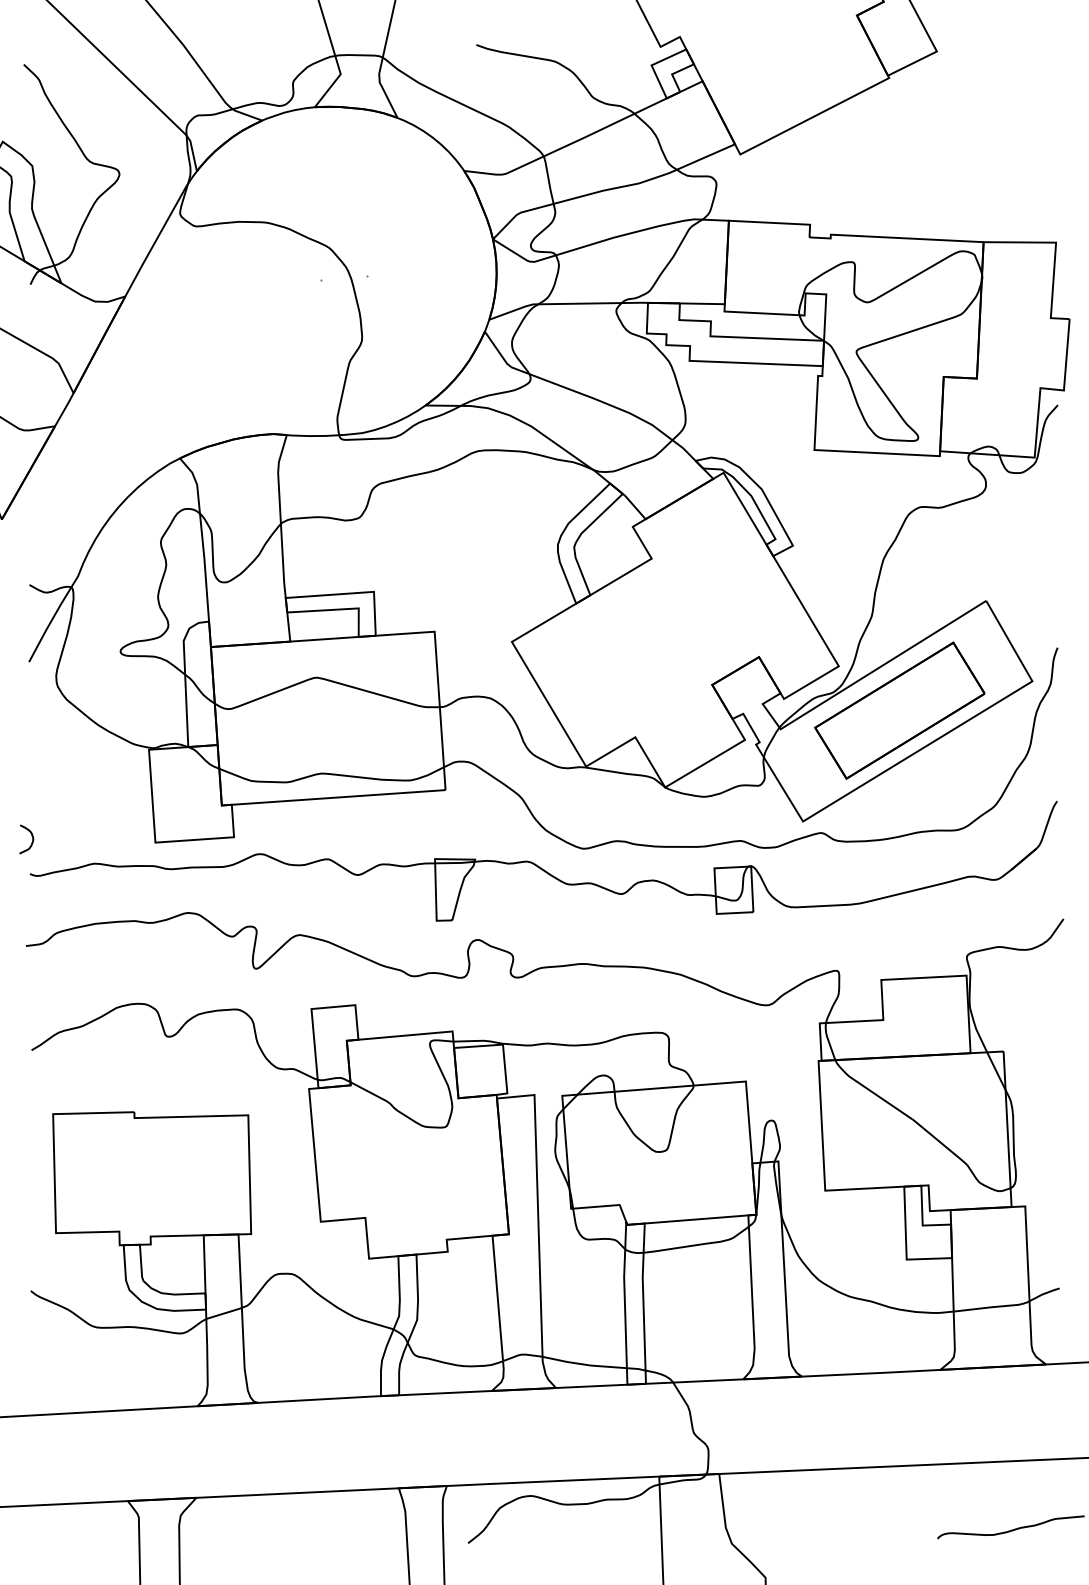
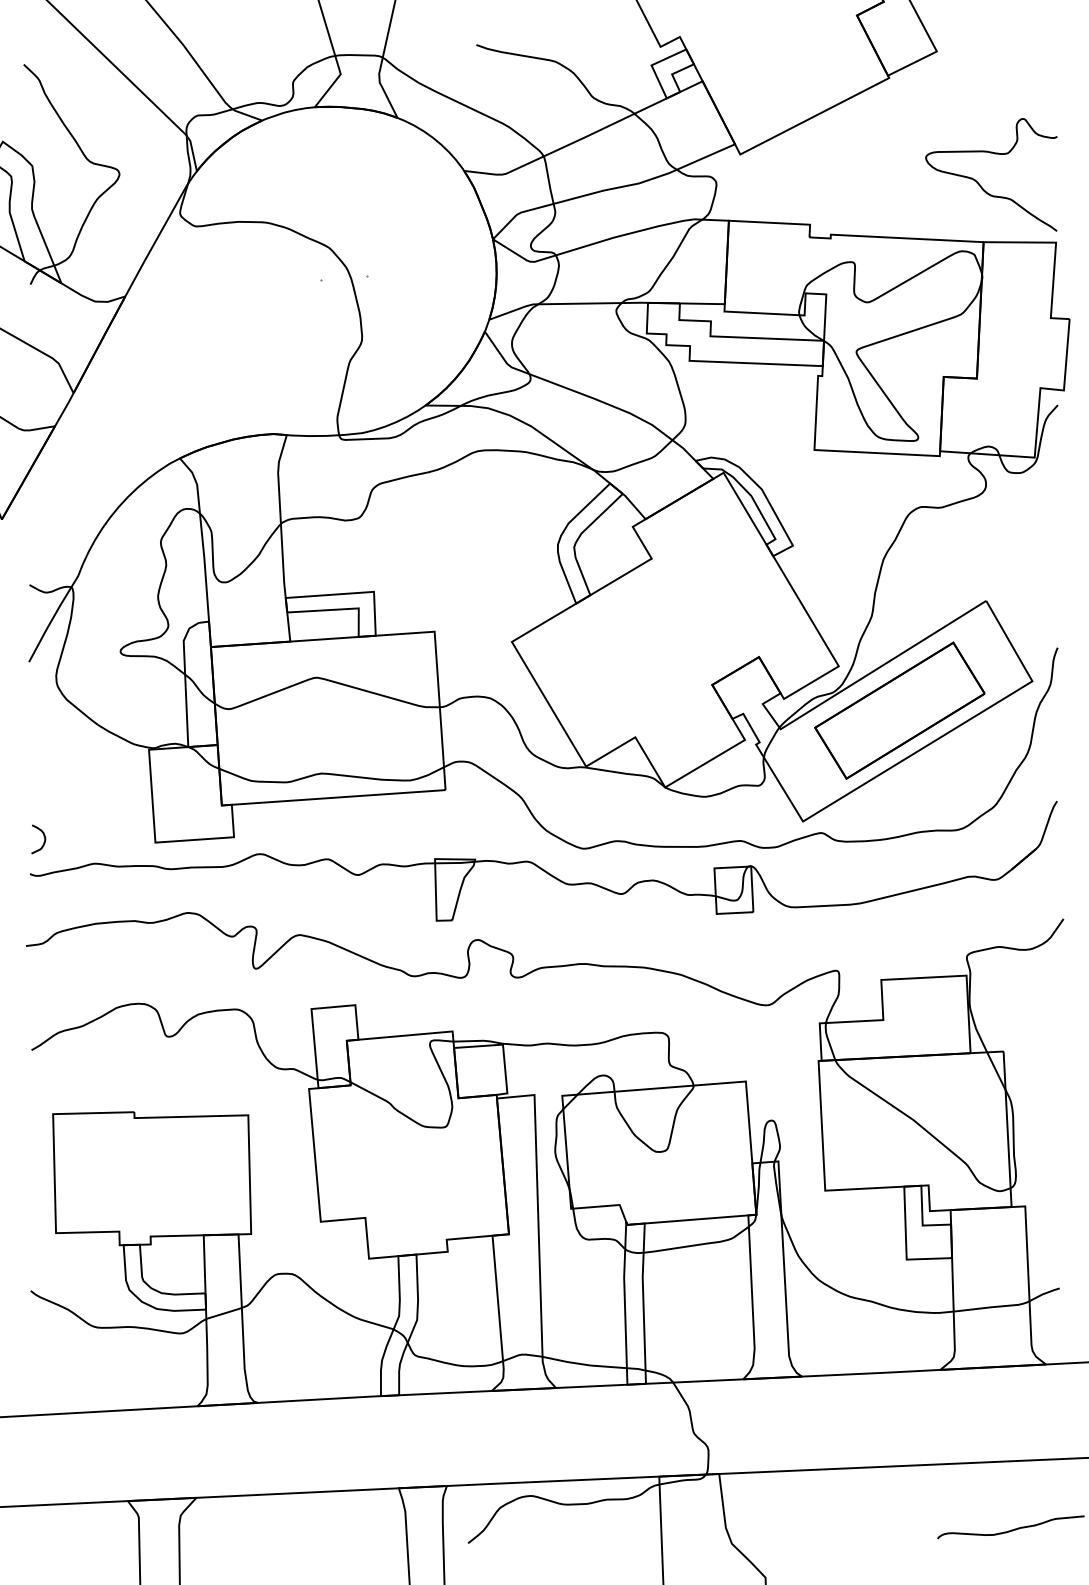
curve: none -> present (980, 184)
curve position: (31, 836) -> (43, 836) (43, 836)
